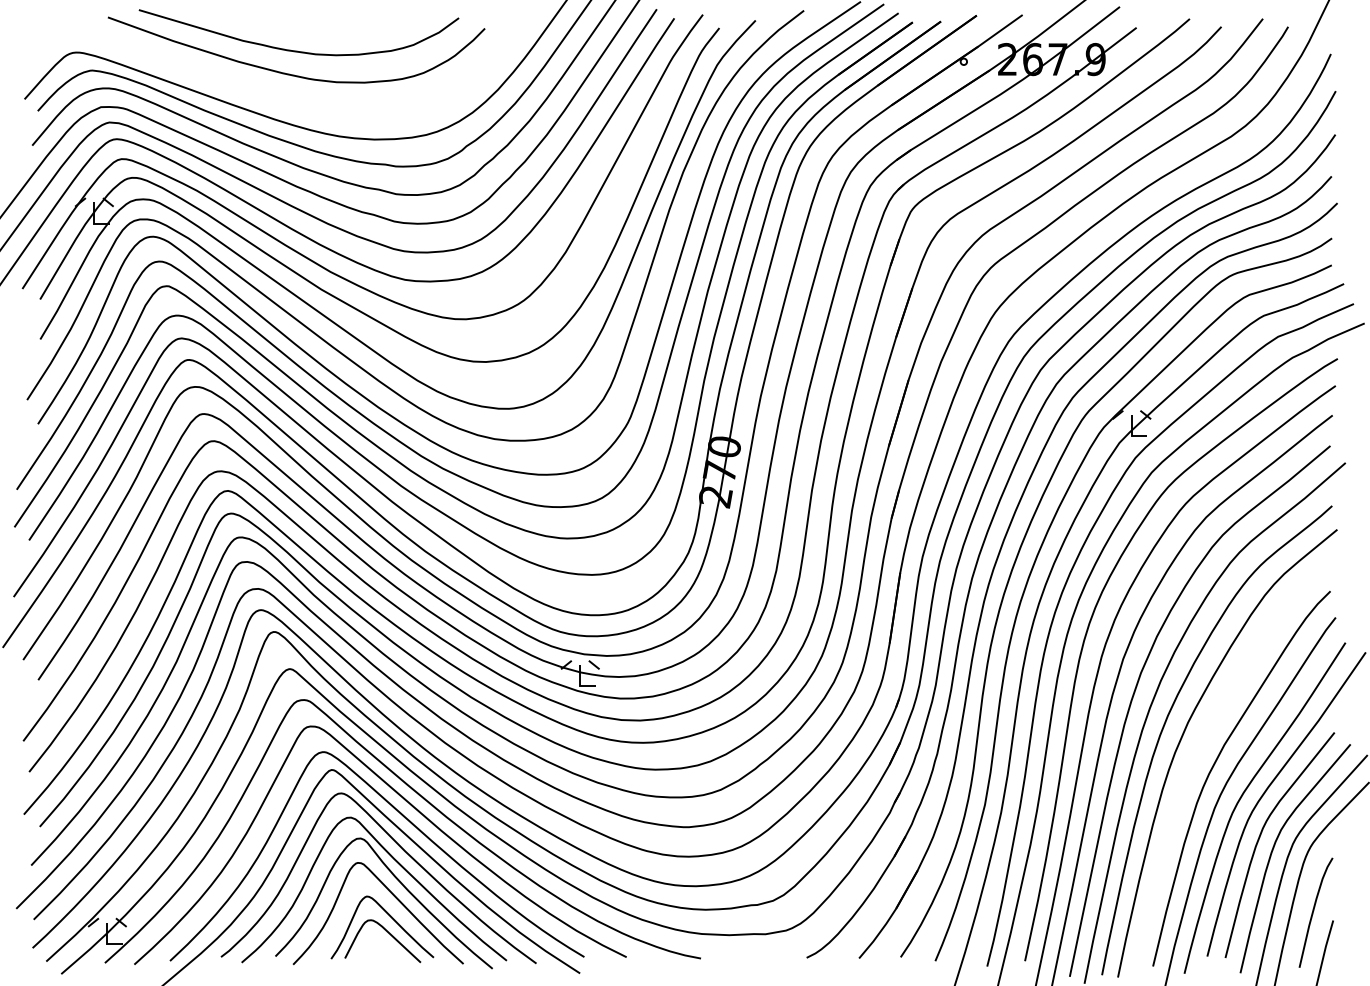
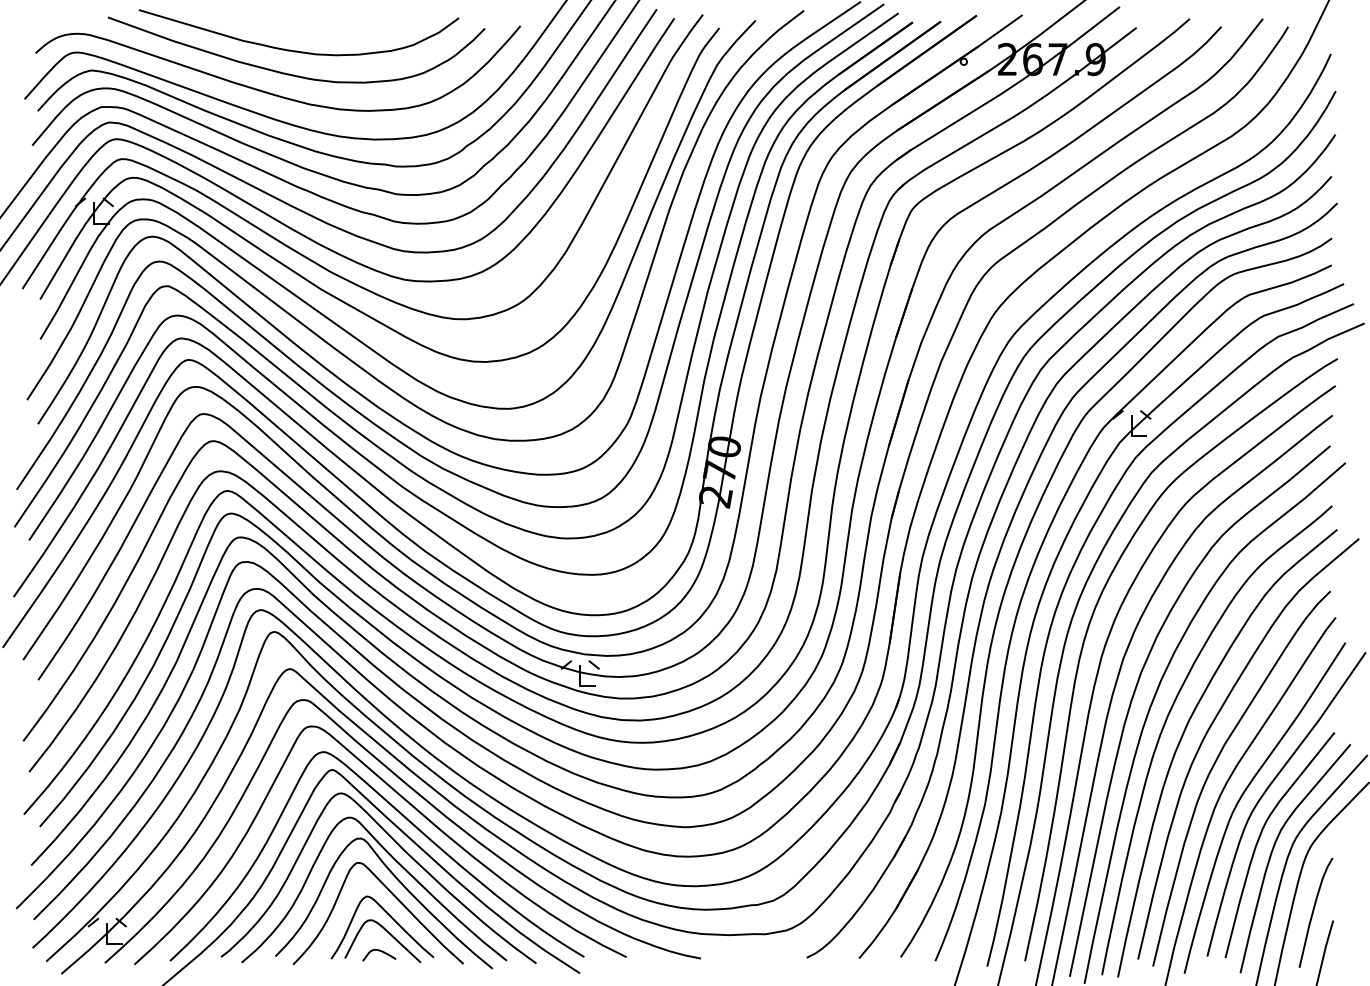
curve: none -> present (270, 92)
curve: none -> present (1212, 725)
curve: none -> present (381, 952)
